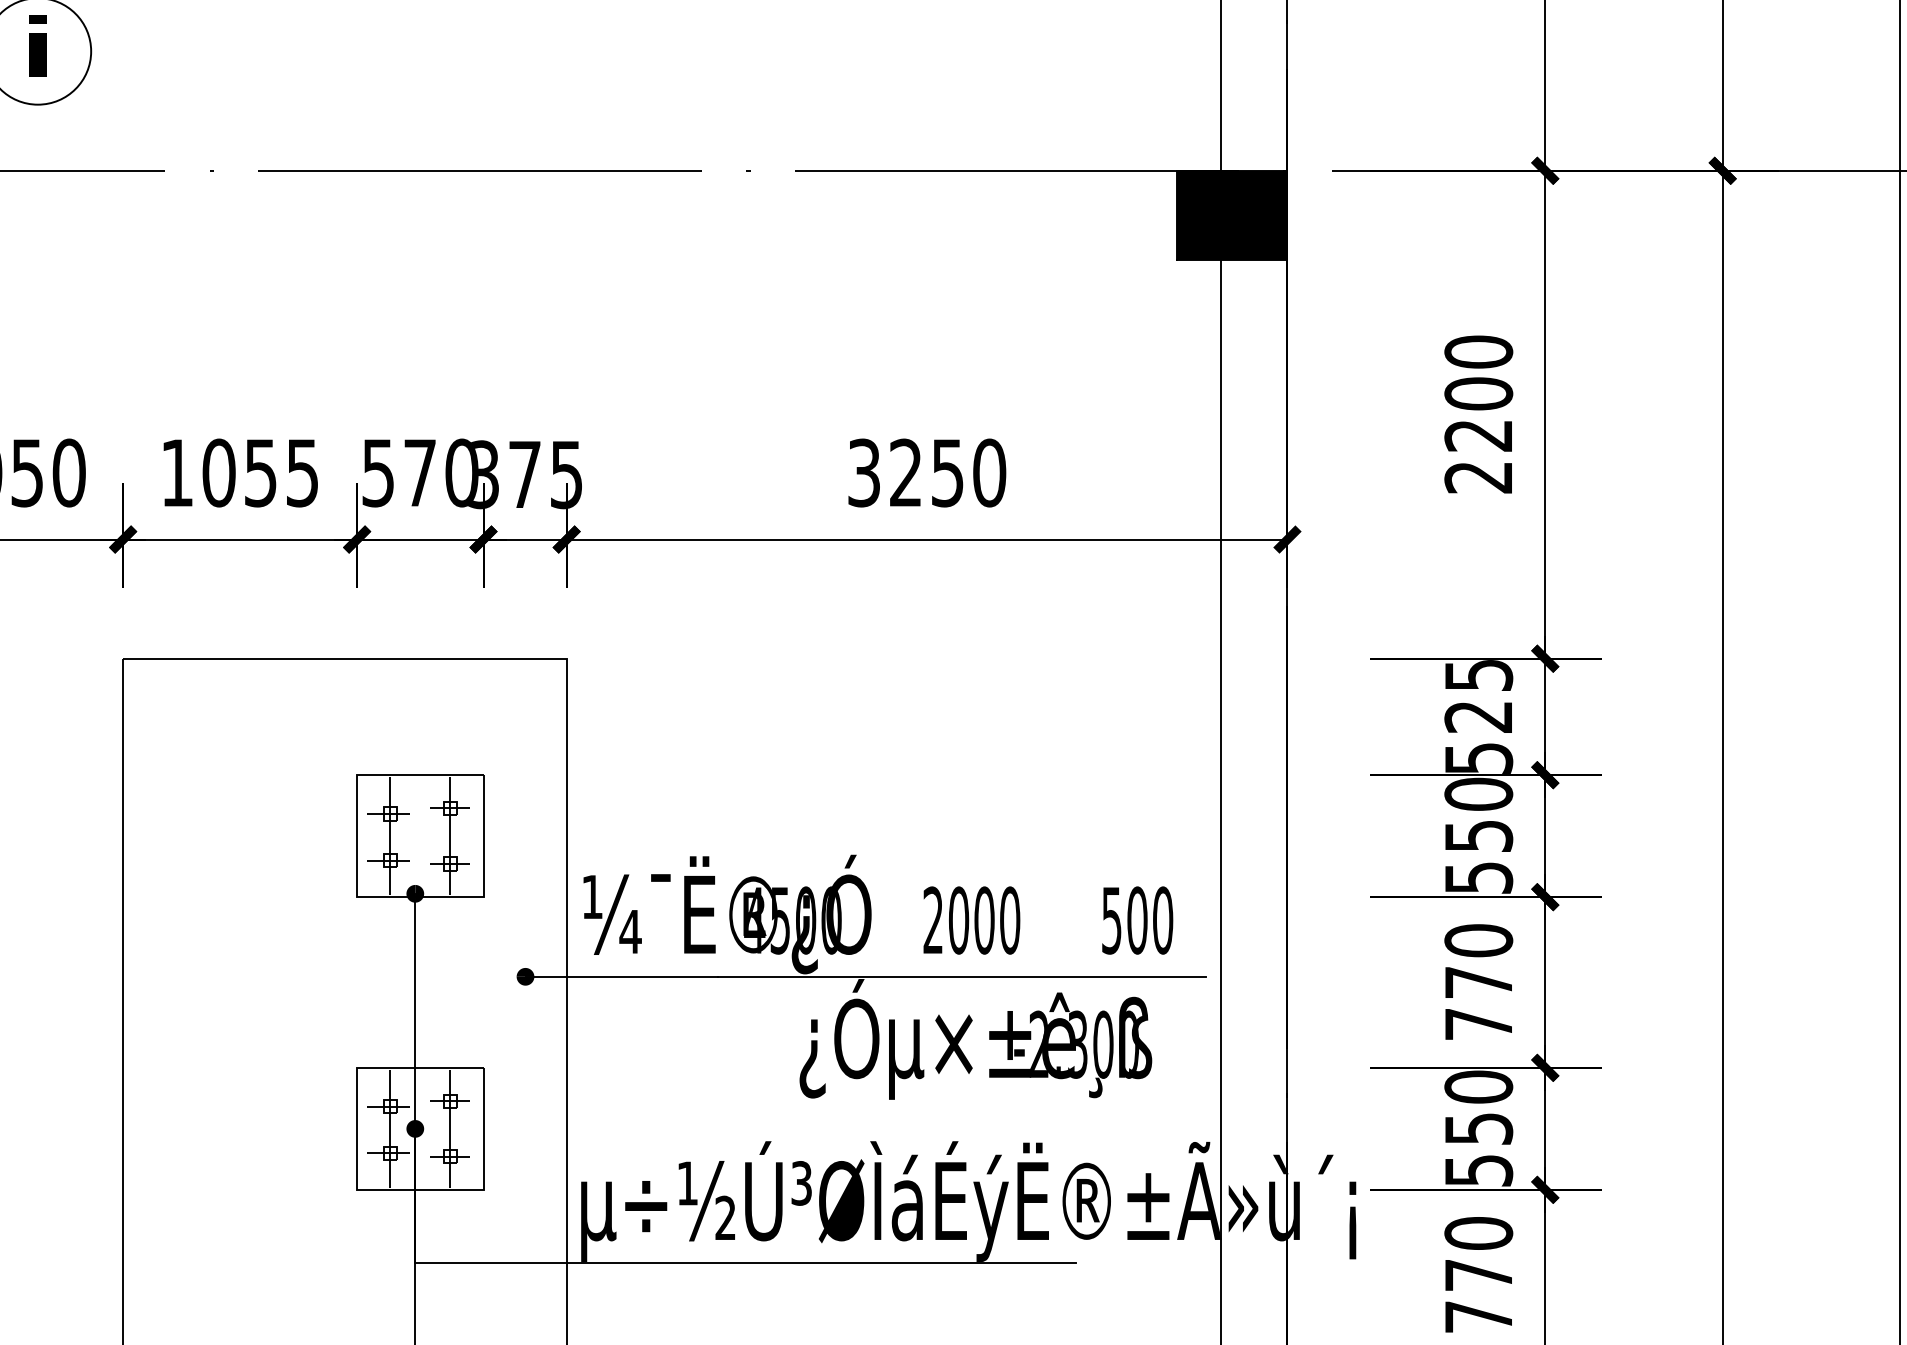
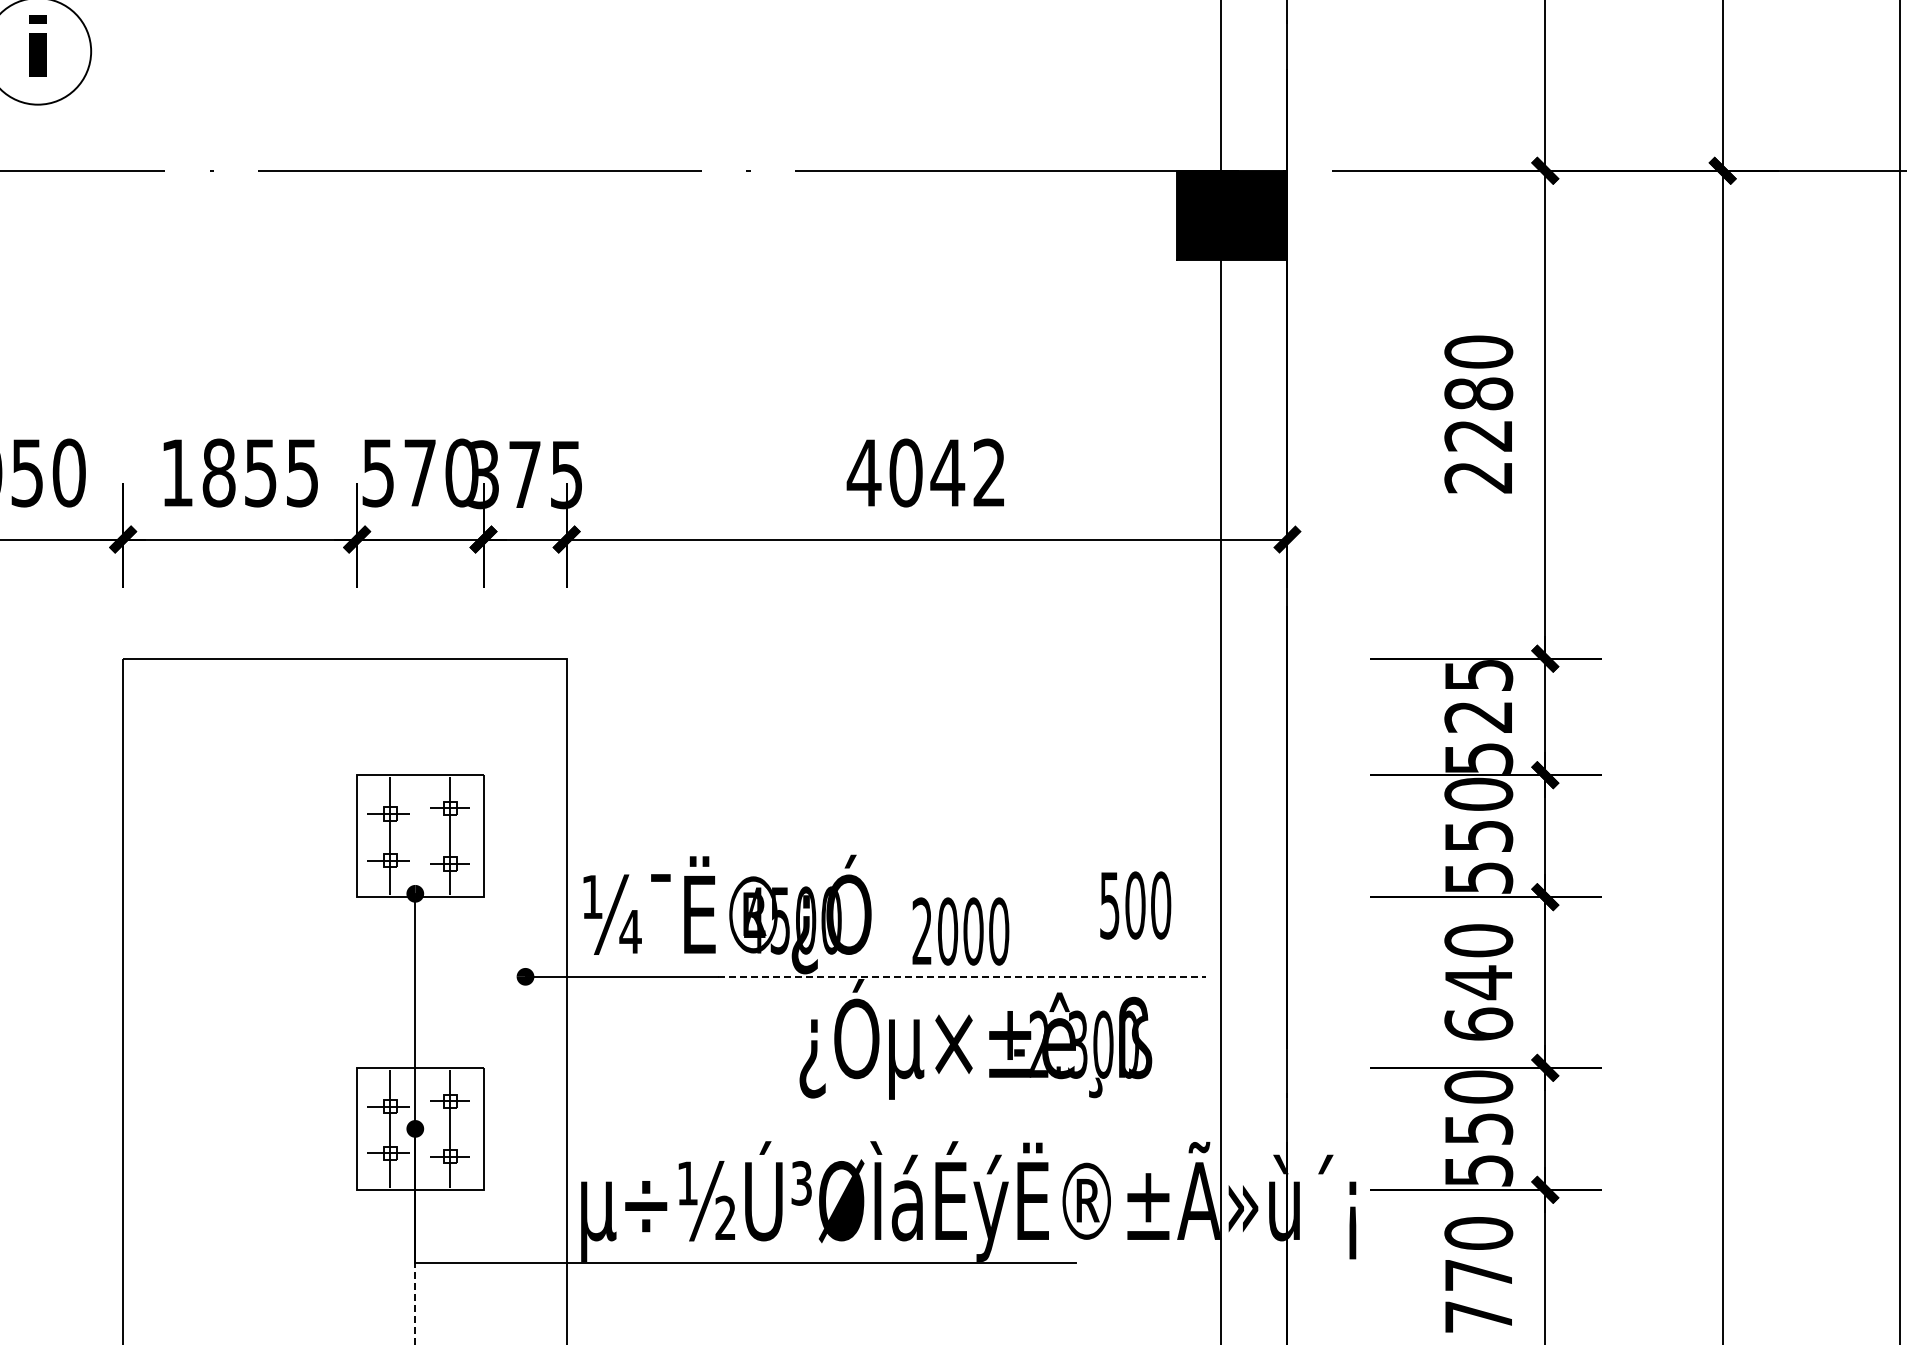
text: 2200 -> 2280 (1478, 393)
text: 1055 -> 1855 (218, 472)
text: 3250 -> 4042 (926, 472)
text position: (971, 920) -> (960, 931) (960, 931)
text position: (1137, 920) -> (1135, 905) (1135, 905)
line: solid -> dashed (962, 976)
text: 770 -> 640 (1478, 1002)
line: solid -> dashed (415, 1304)
